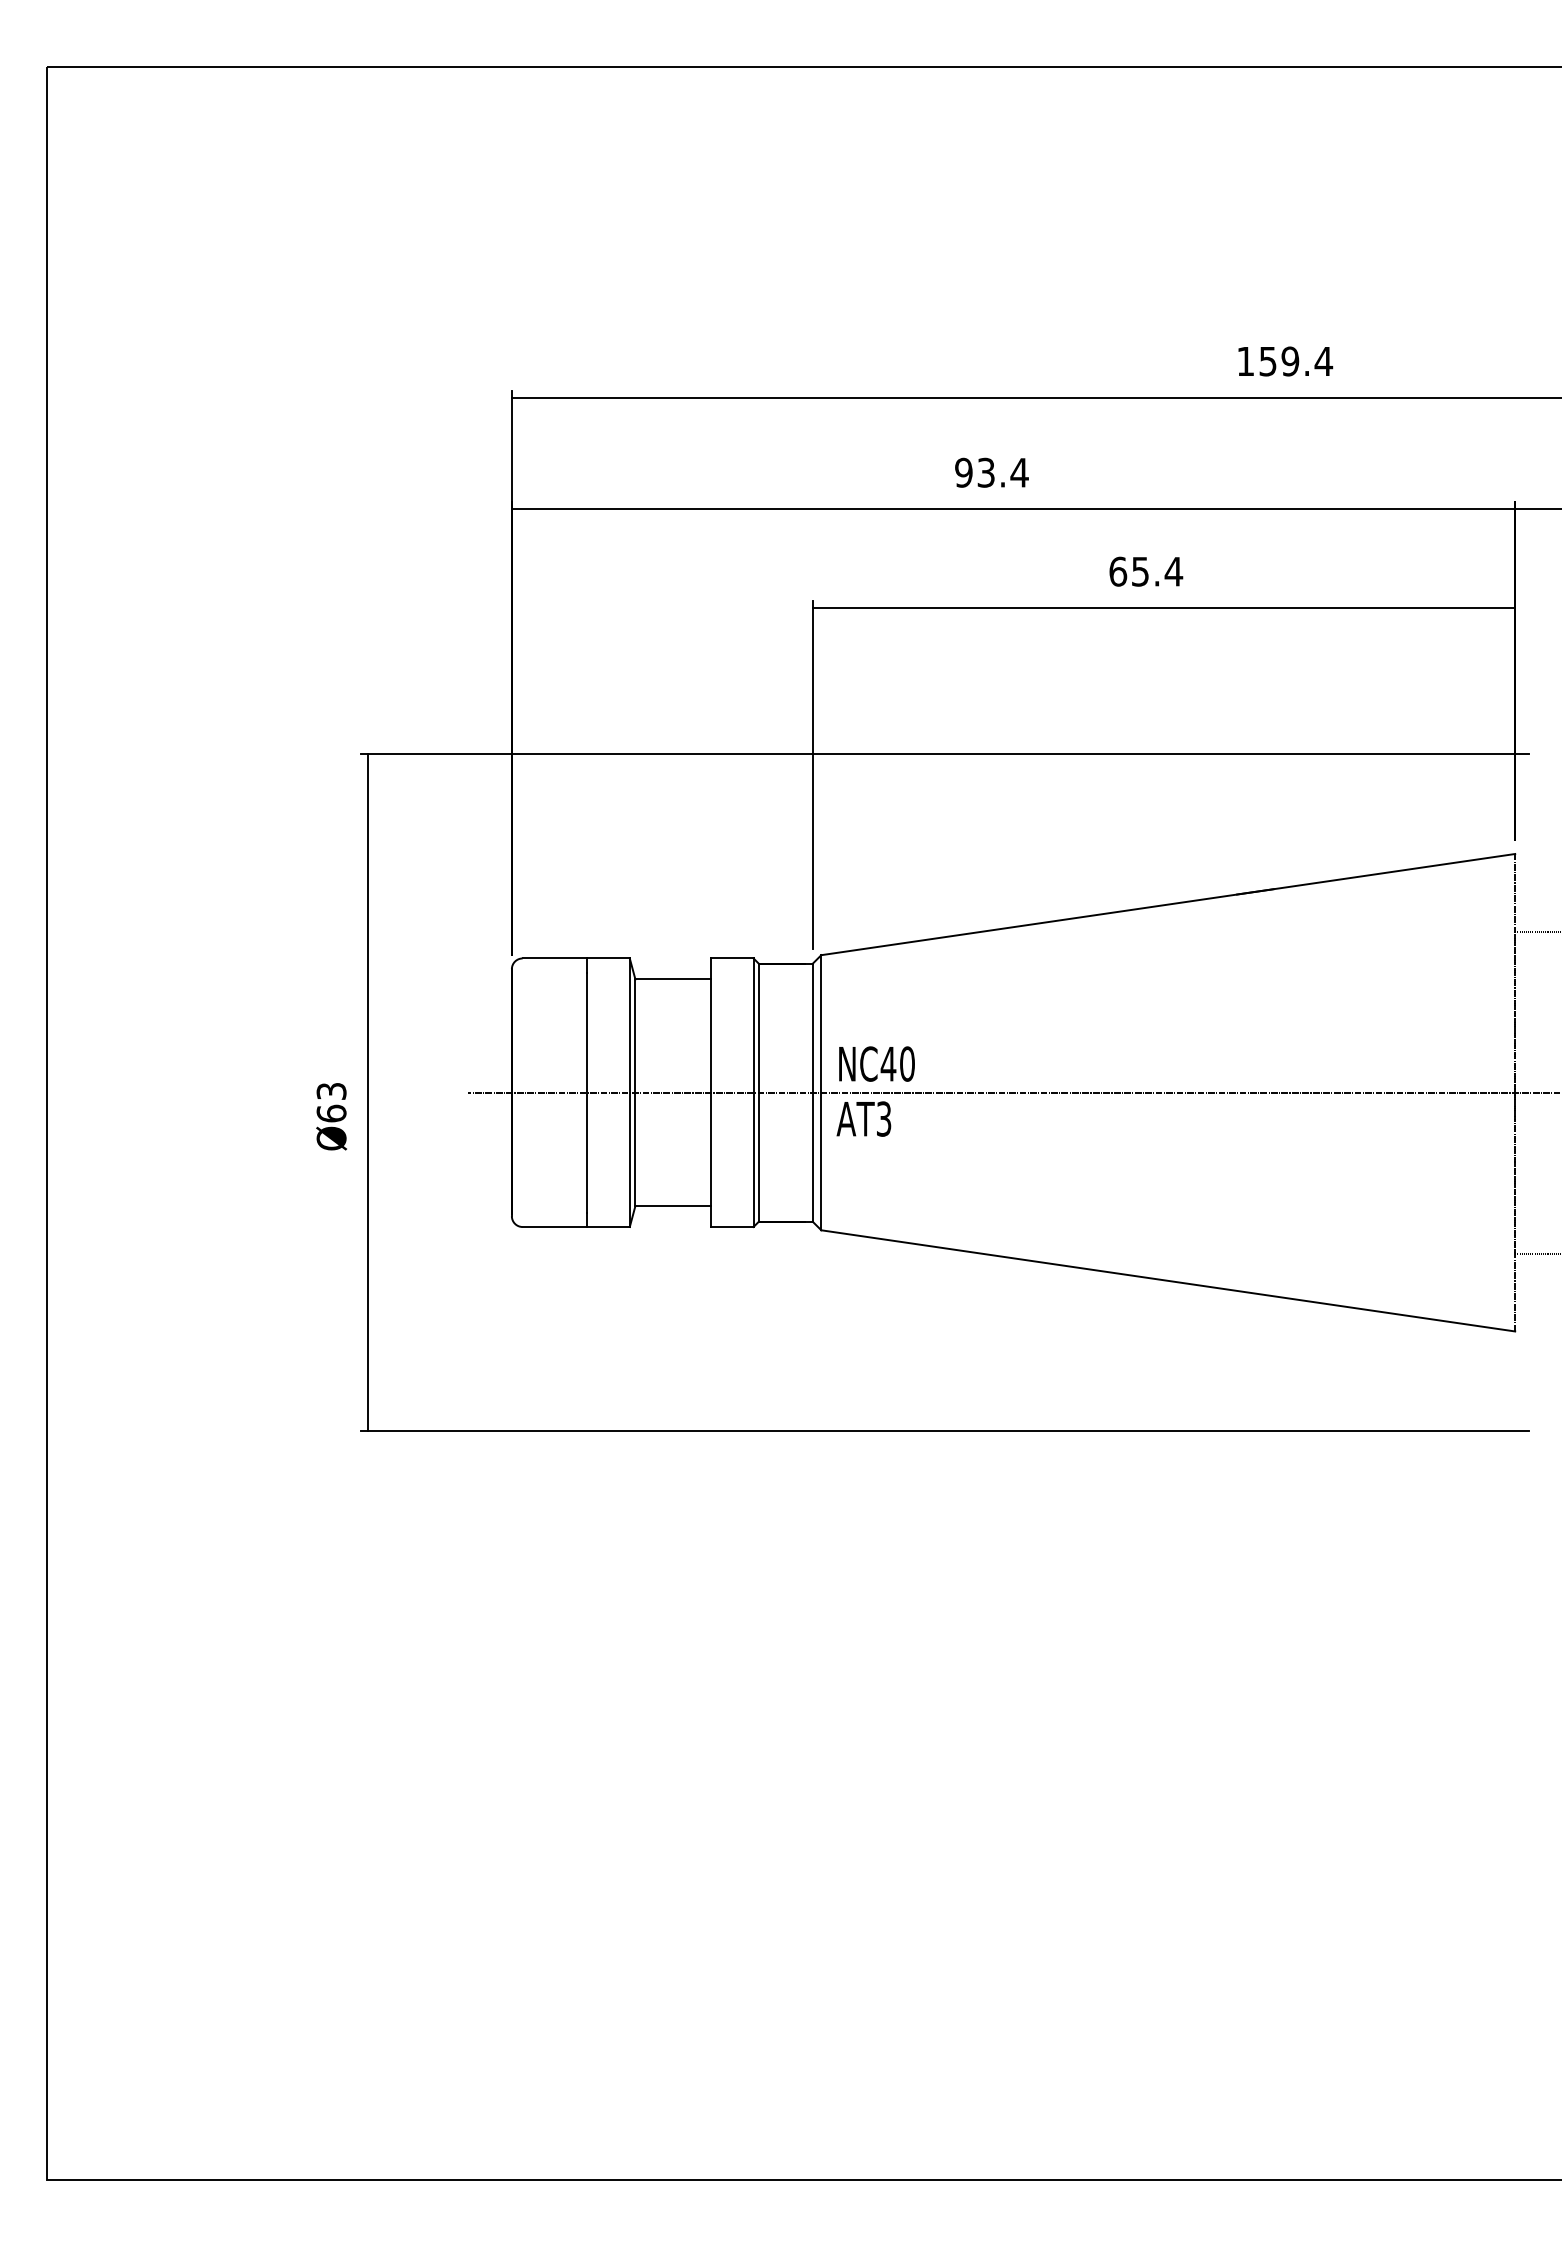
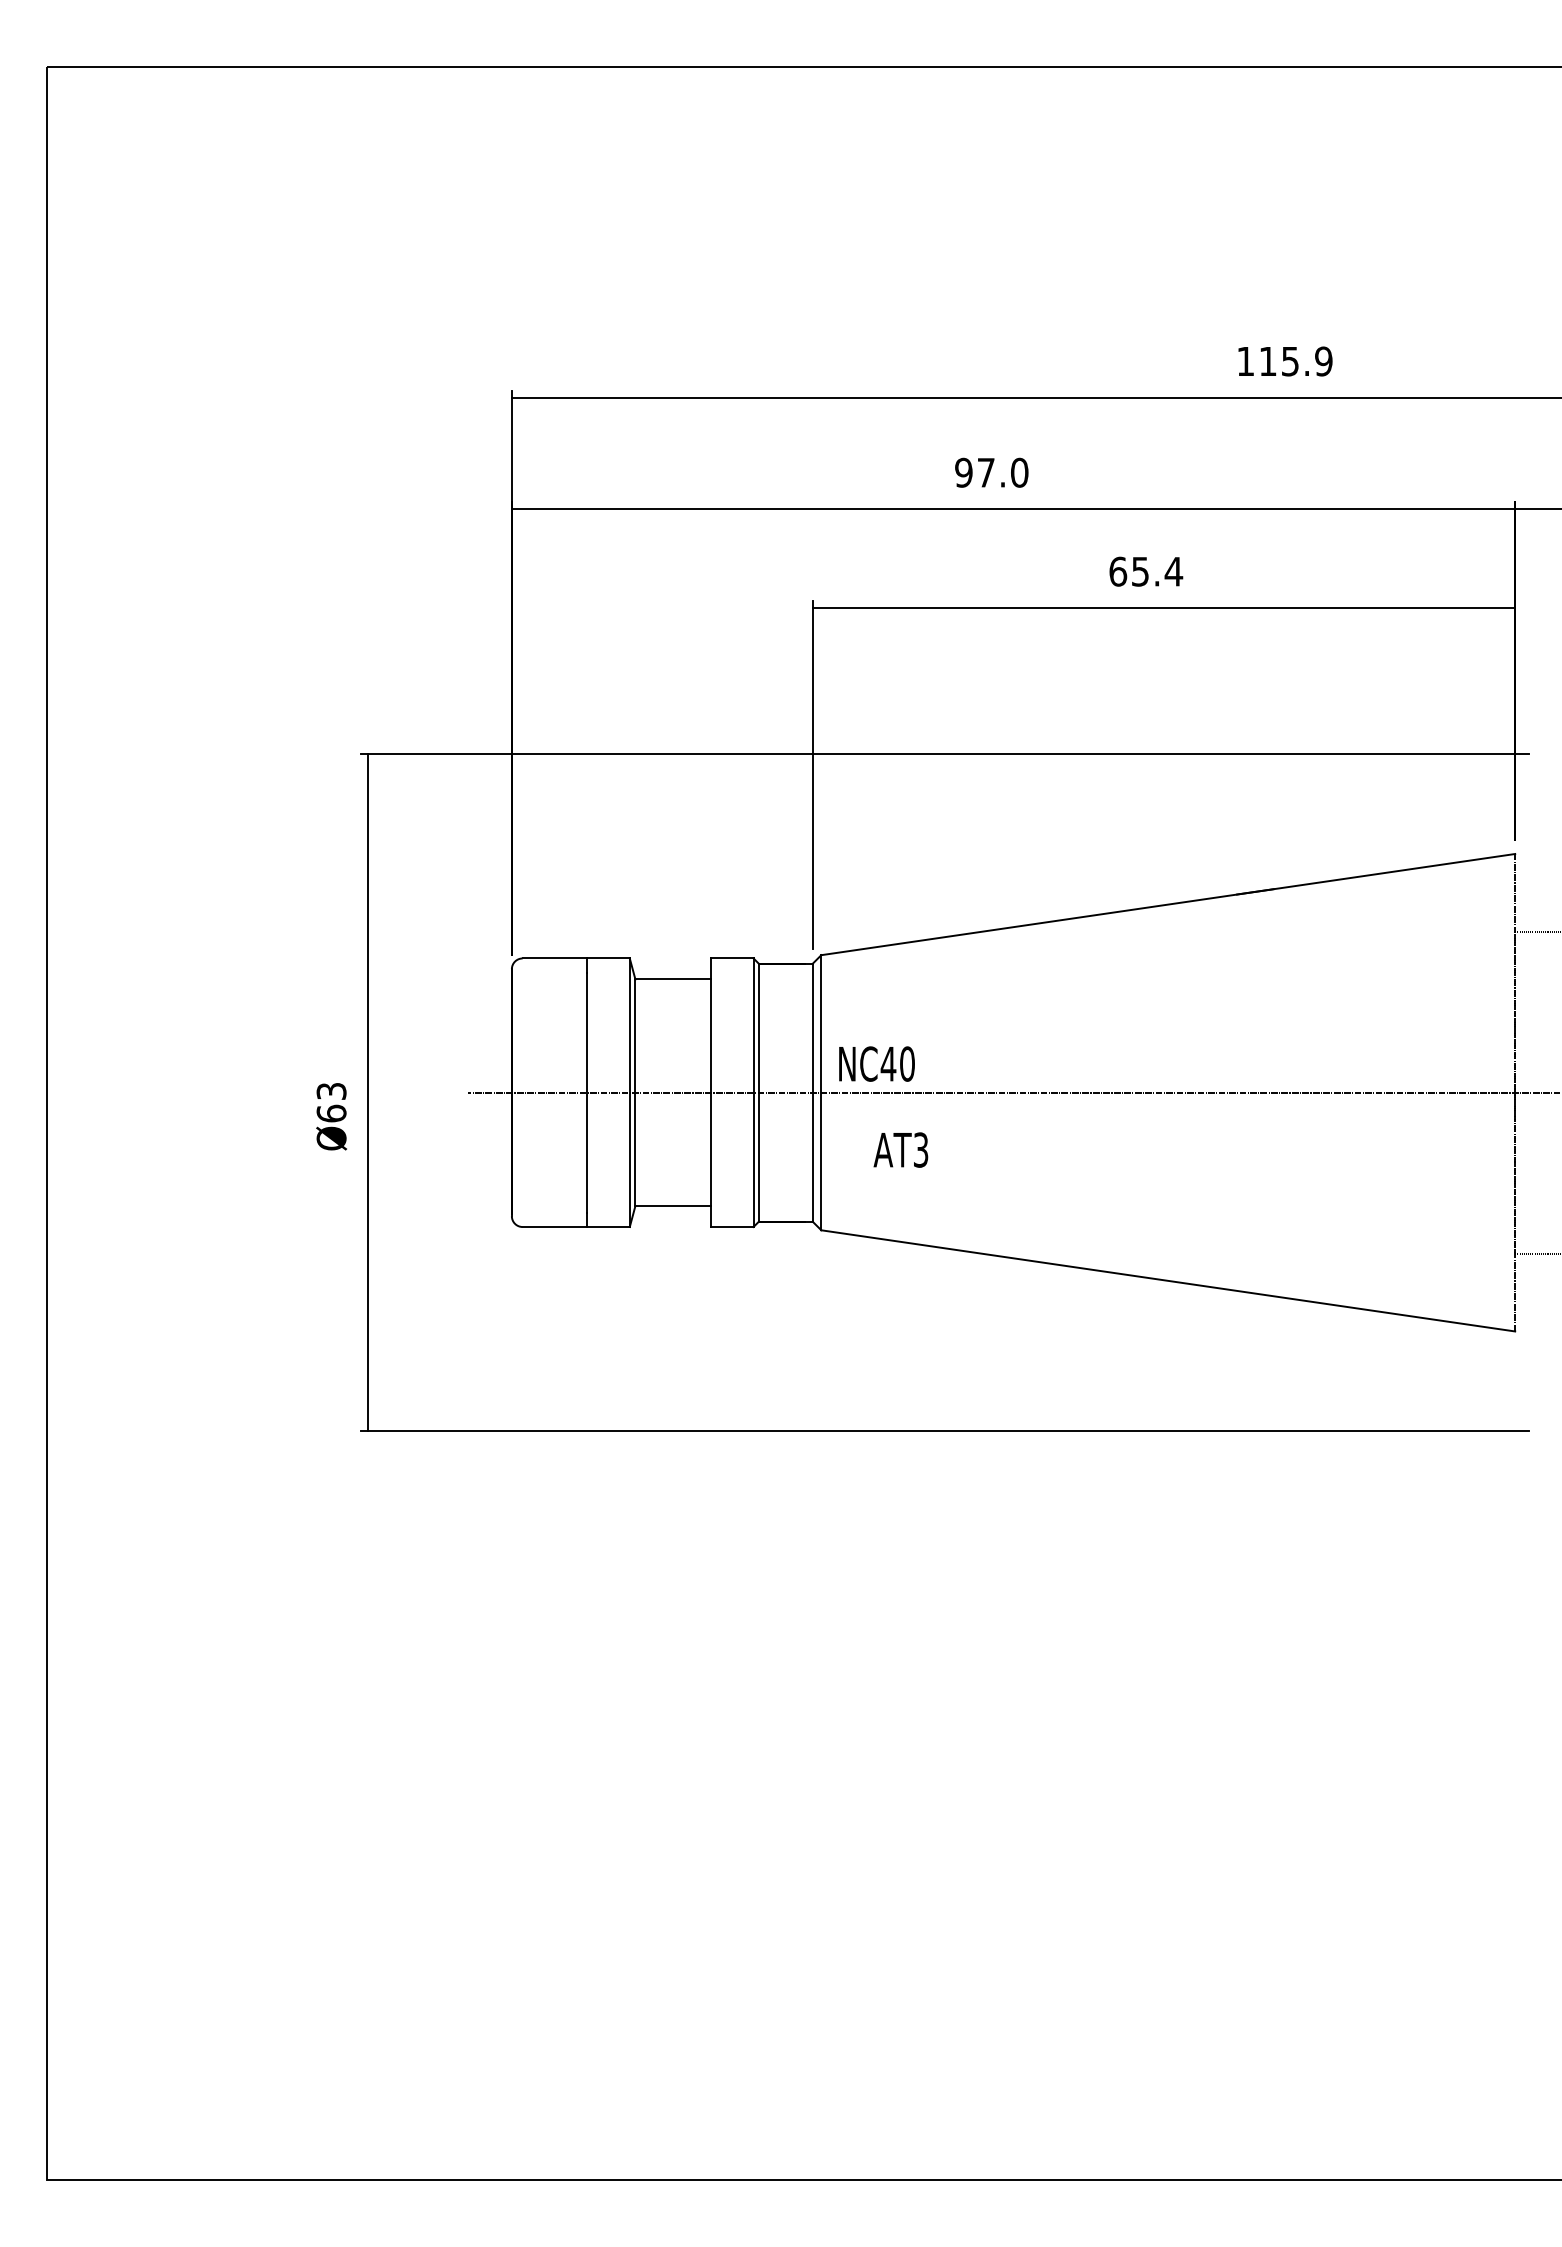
text: 159.4 -> 115.9 (1296, 361)
text: 93.4 -> 97.0 (1002, 472)
text position: (863, 1118) -> (900, 1149) (900, 1149)
